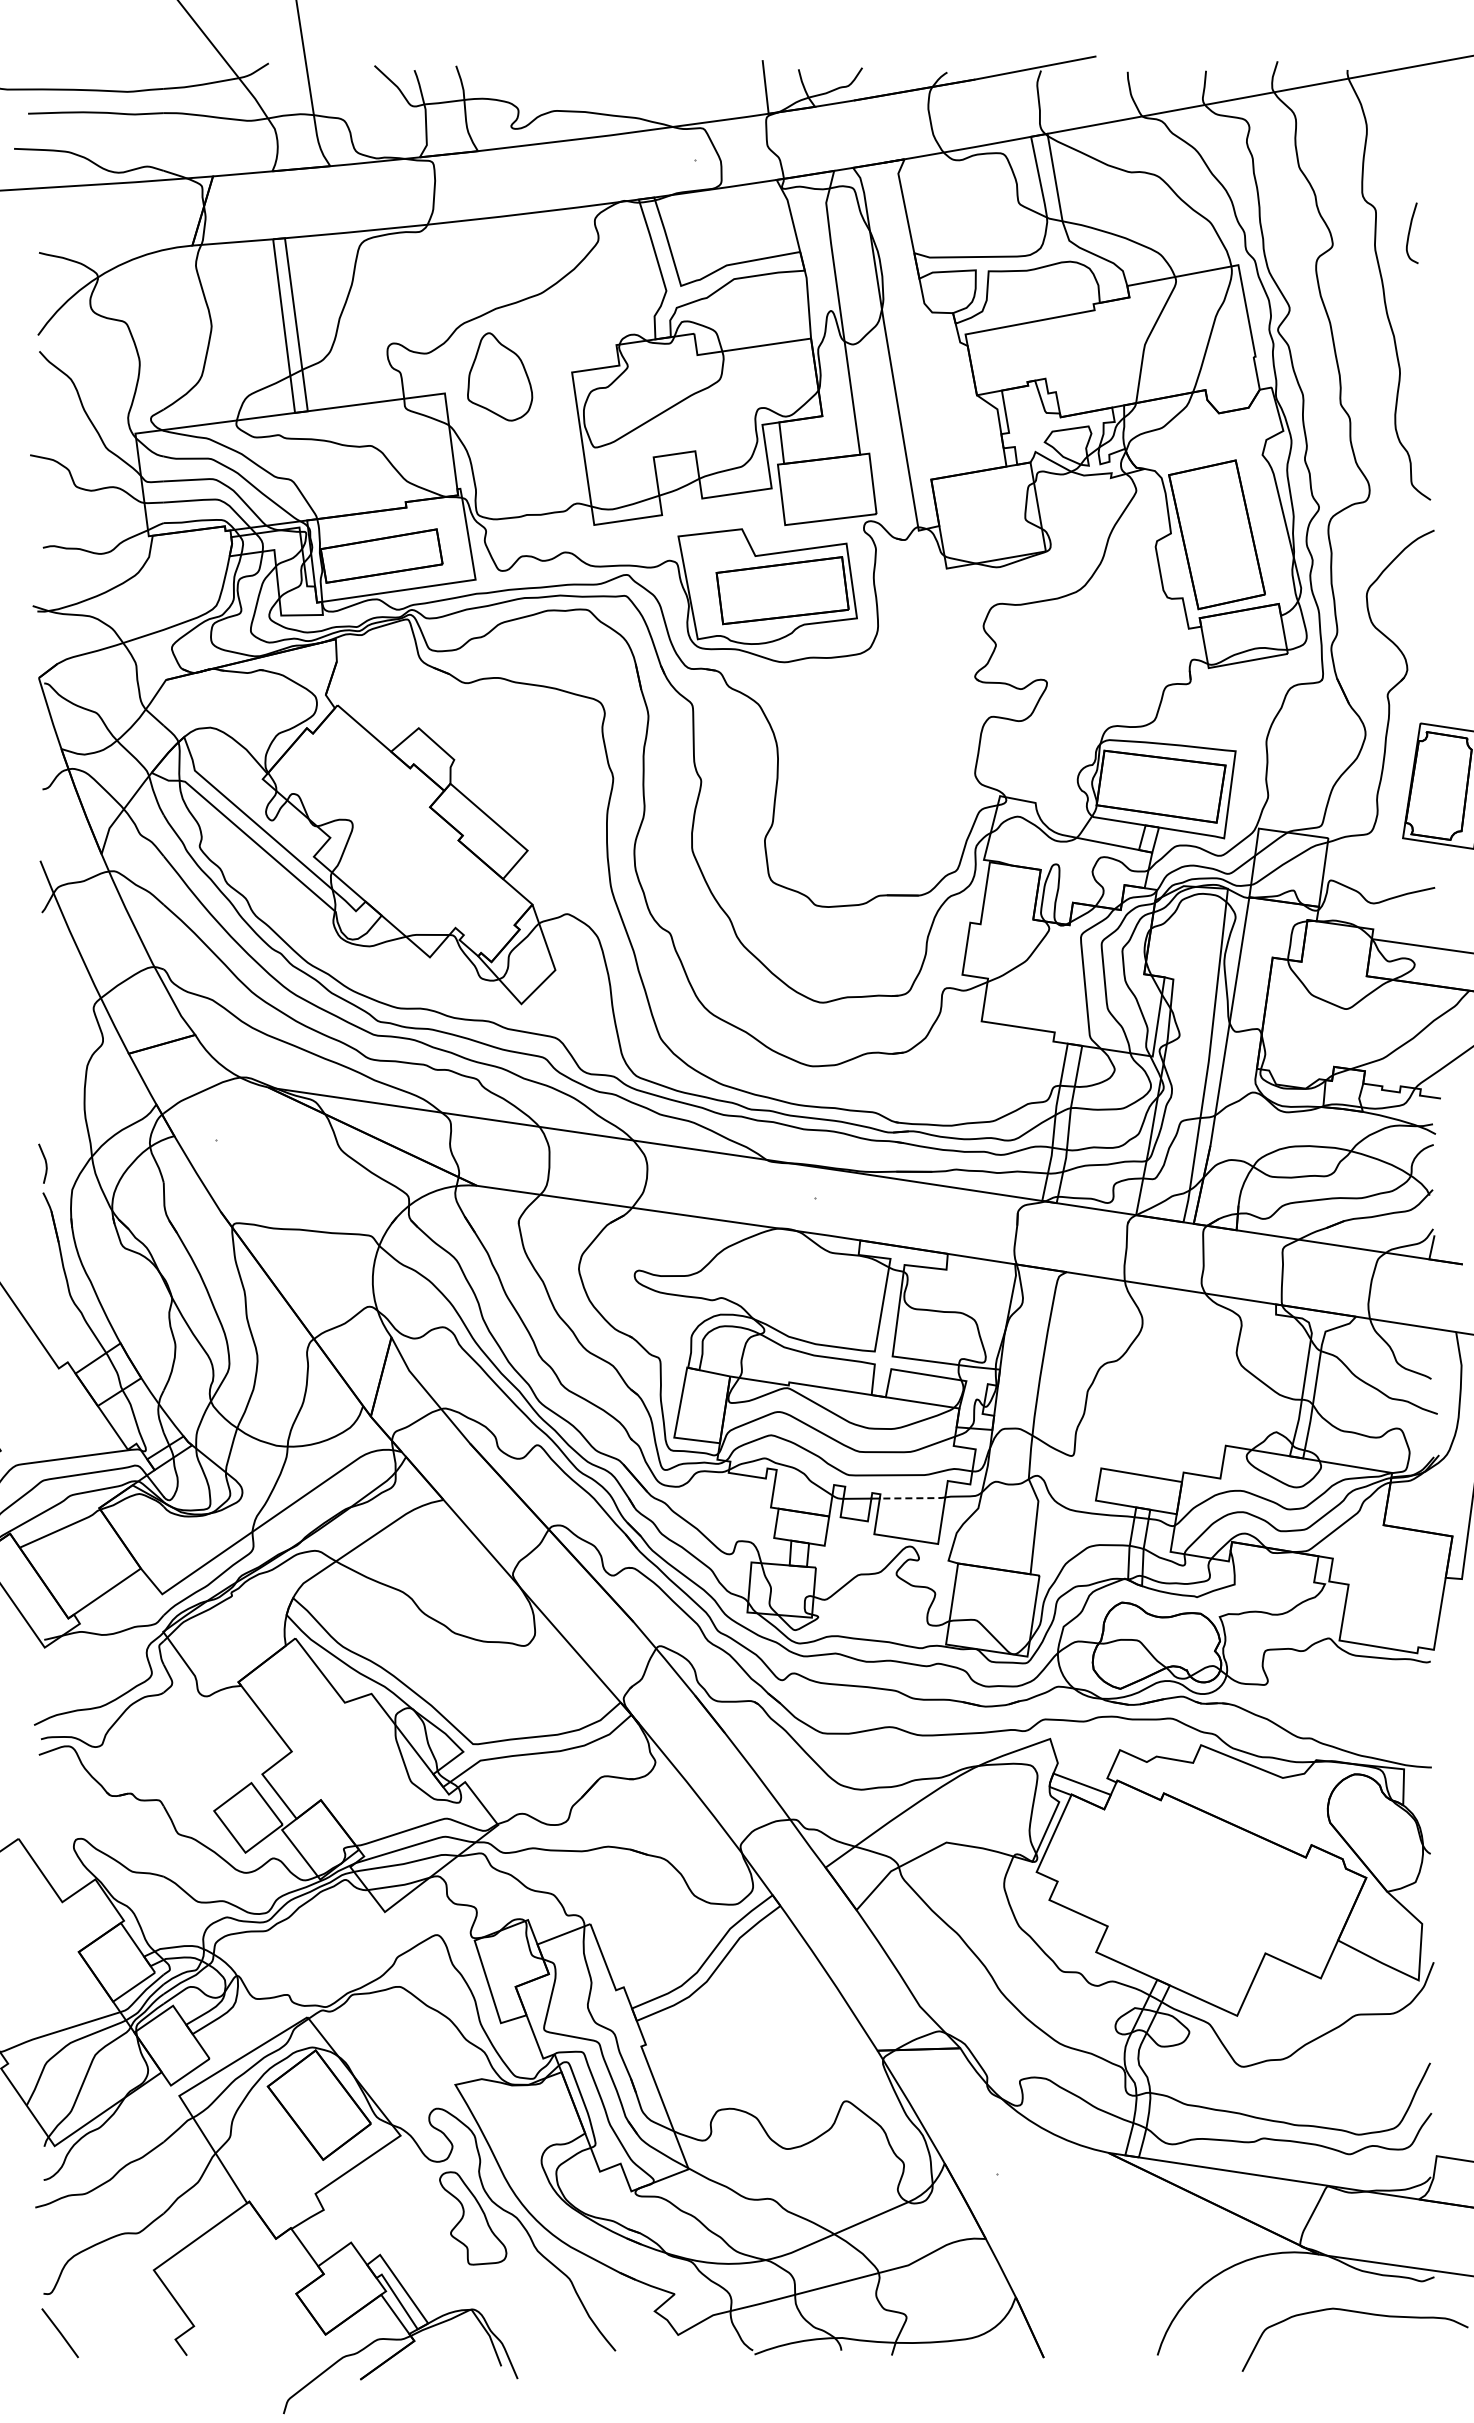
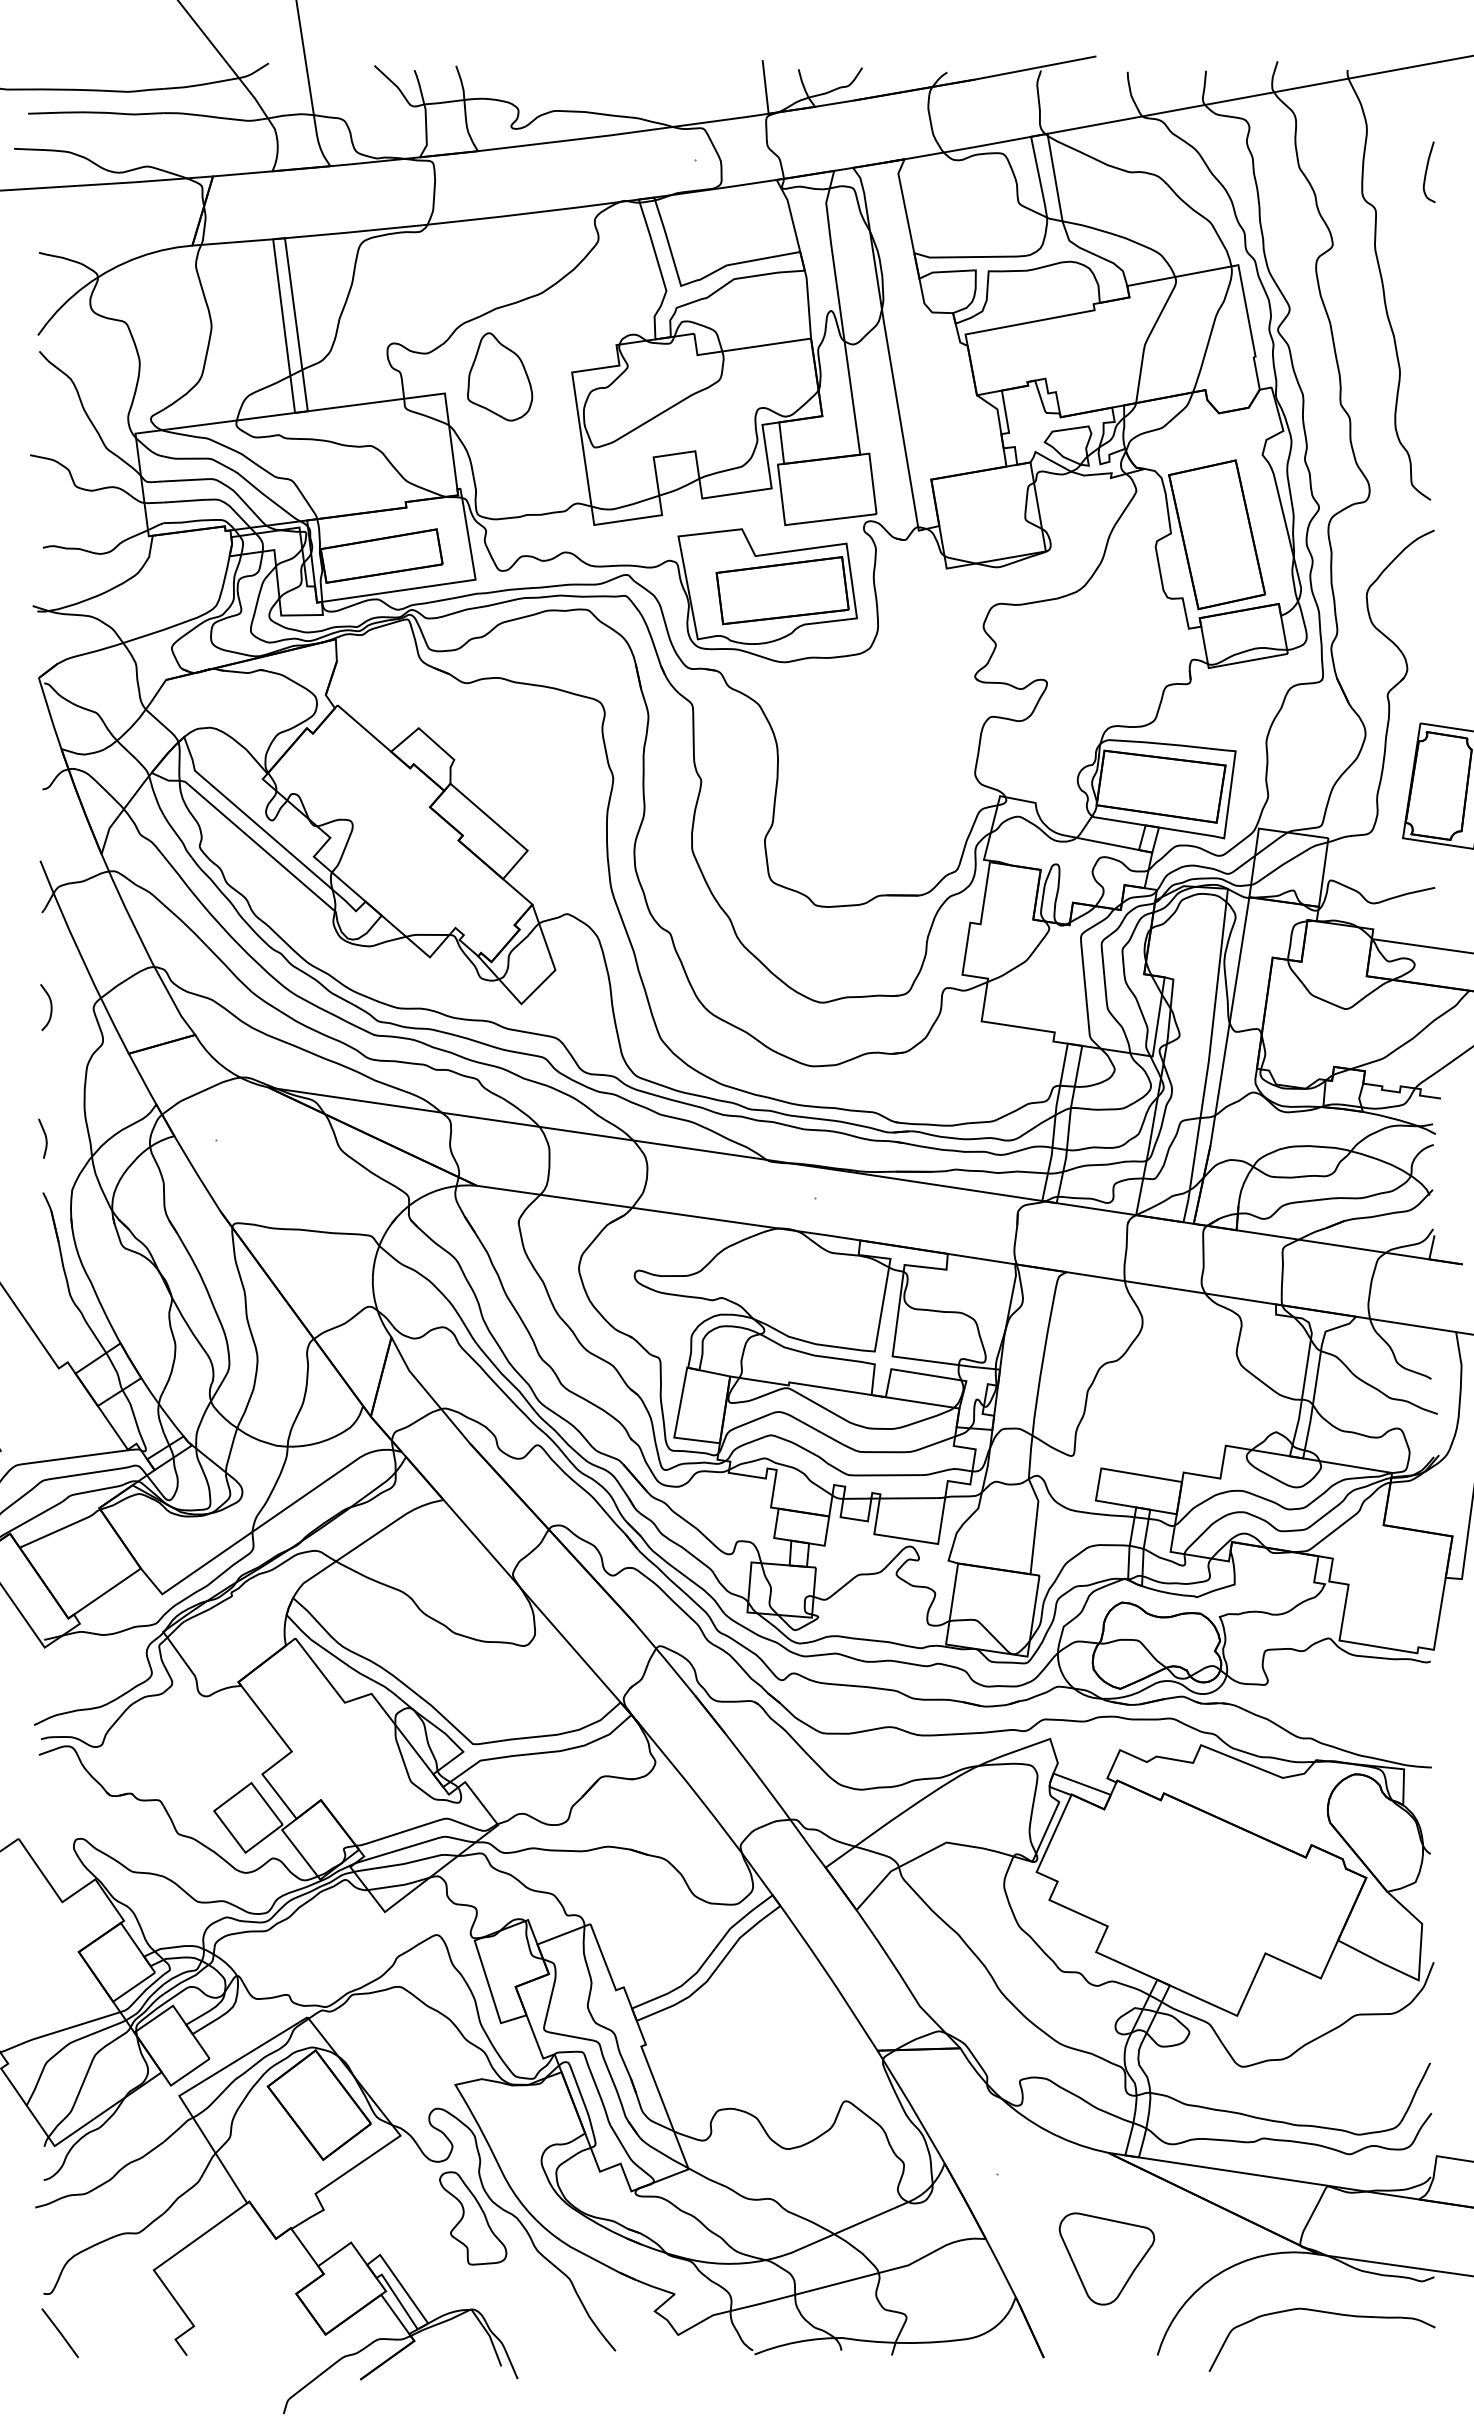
curve position: (1410, 232) -> (1427, 171) (1427, 171)
curve: none -> present (50, 1007)
curve position: (45, 1163) -> (45, 1138) (45, 1138)
line: dashed -> solid (913, 1498)
part: none -> present (1106, 2258)
curve position: (1358, 2313) -> (1325, 2313) (1325, 2313)
